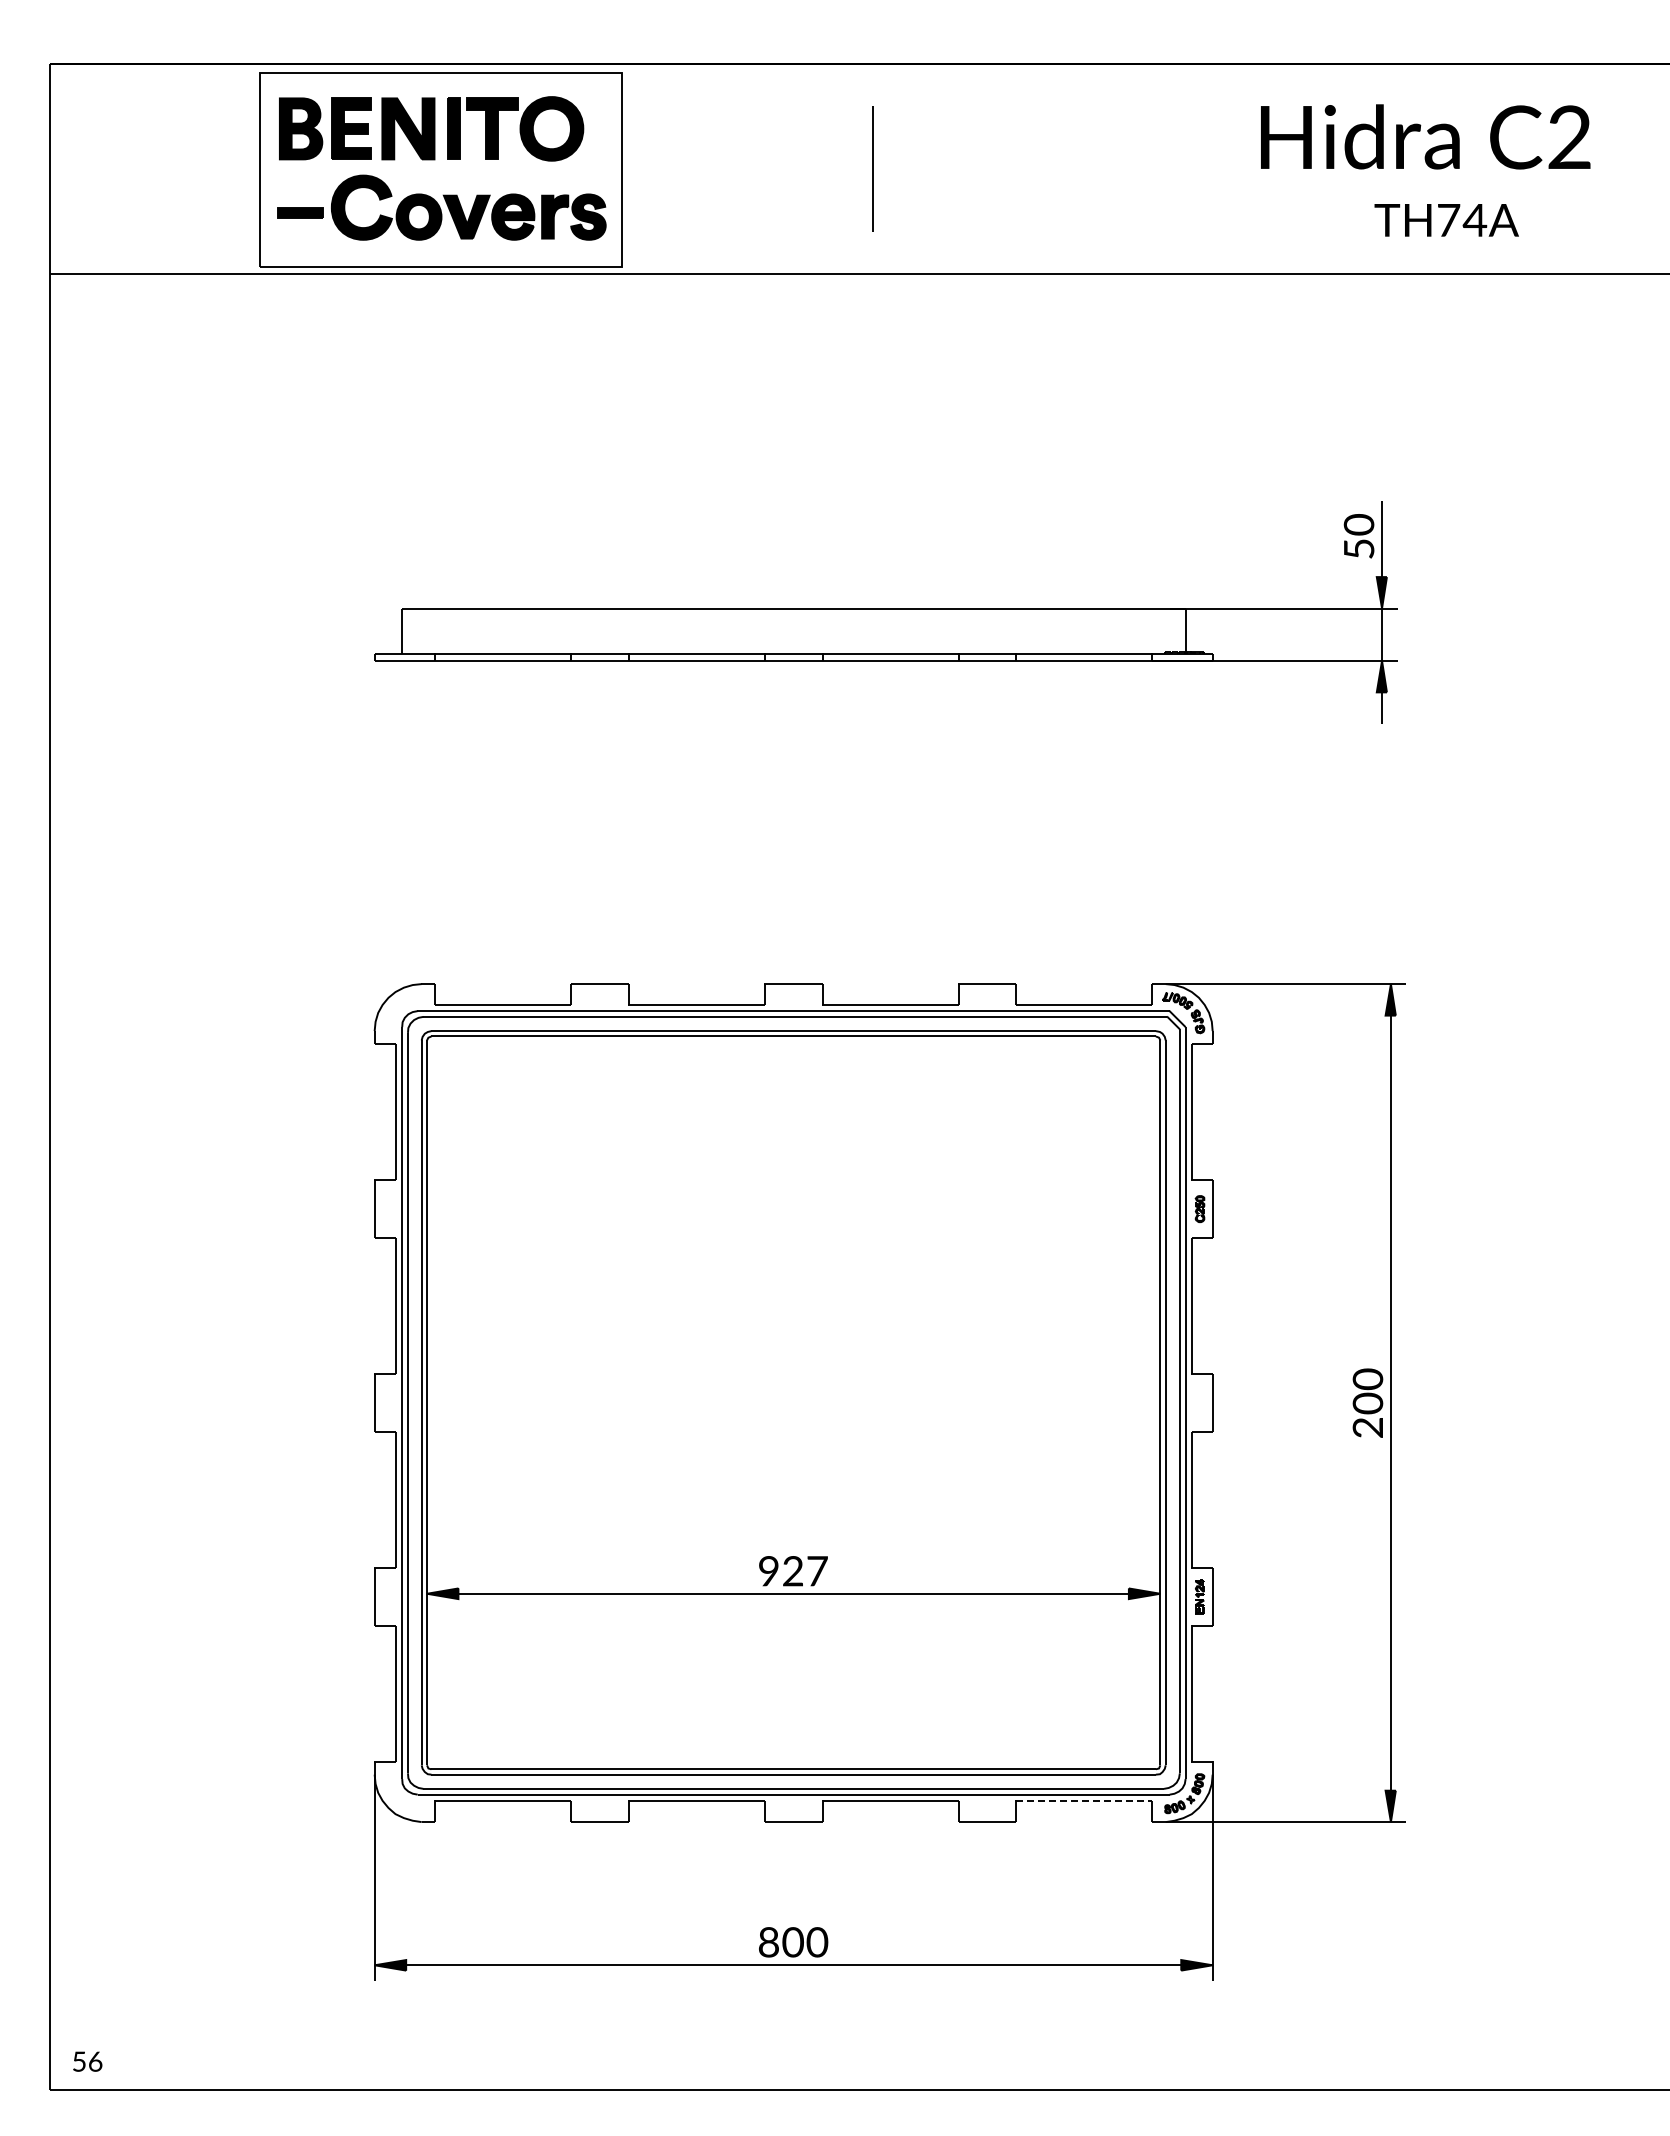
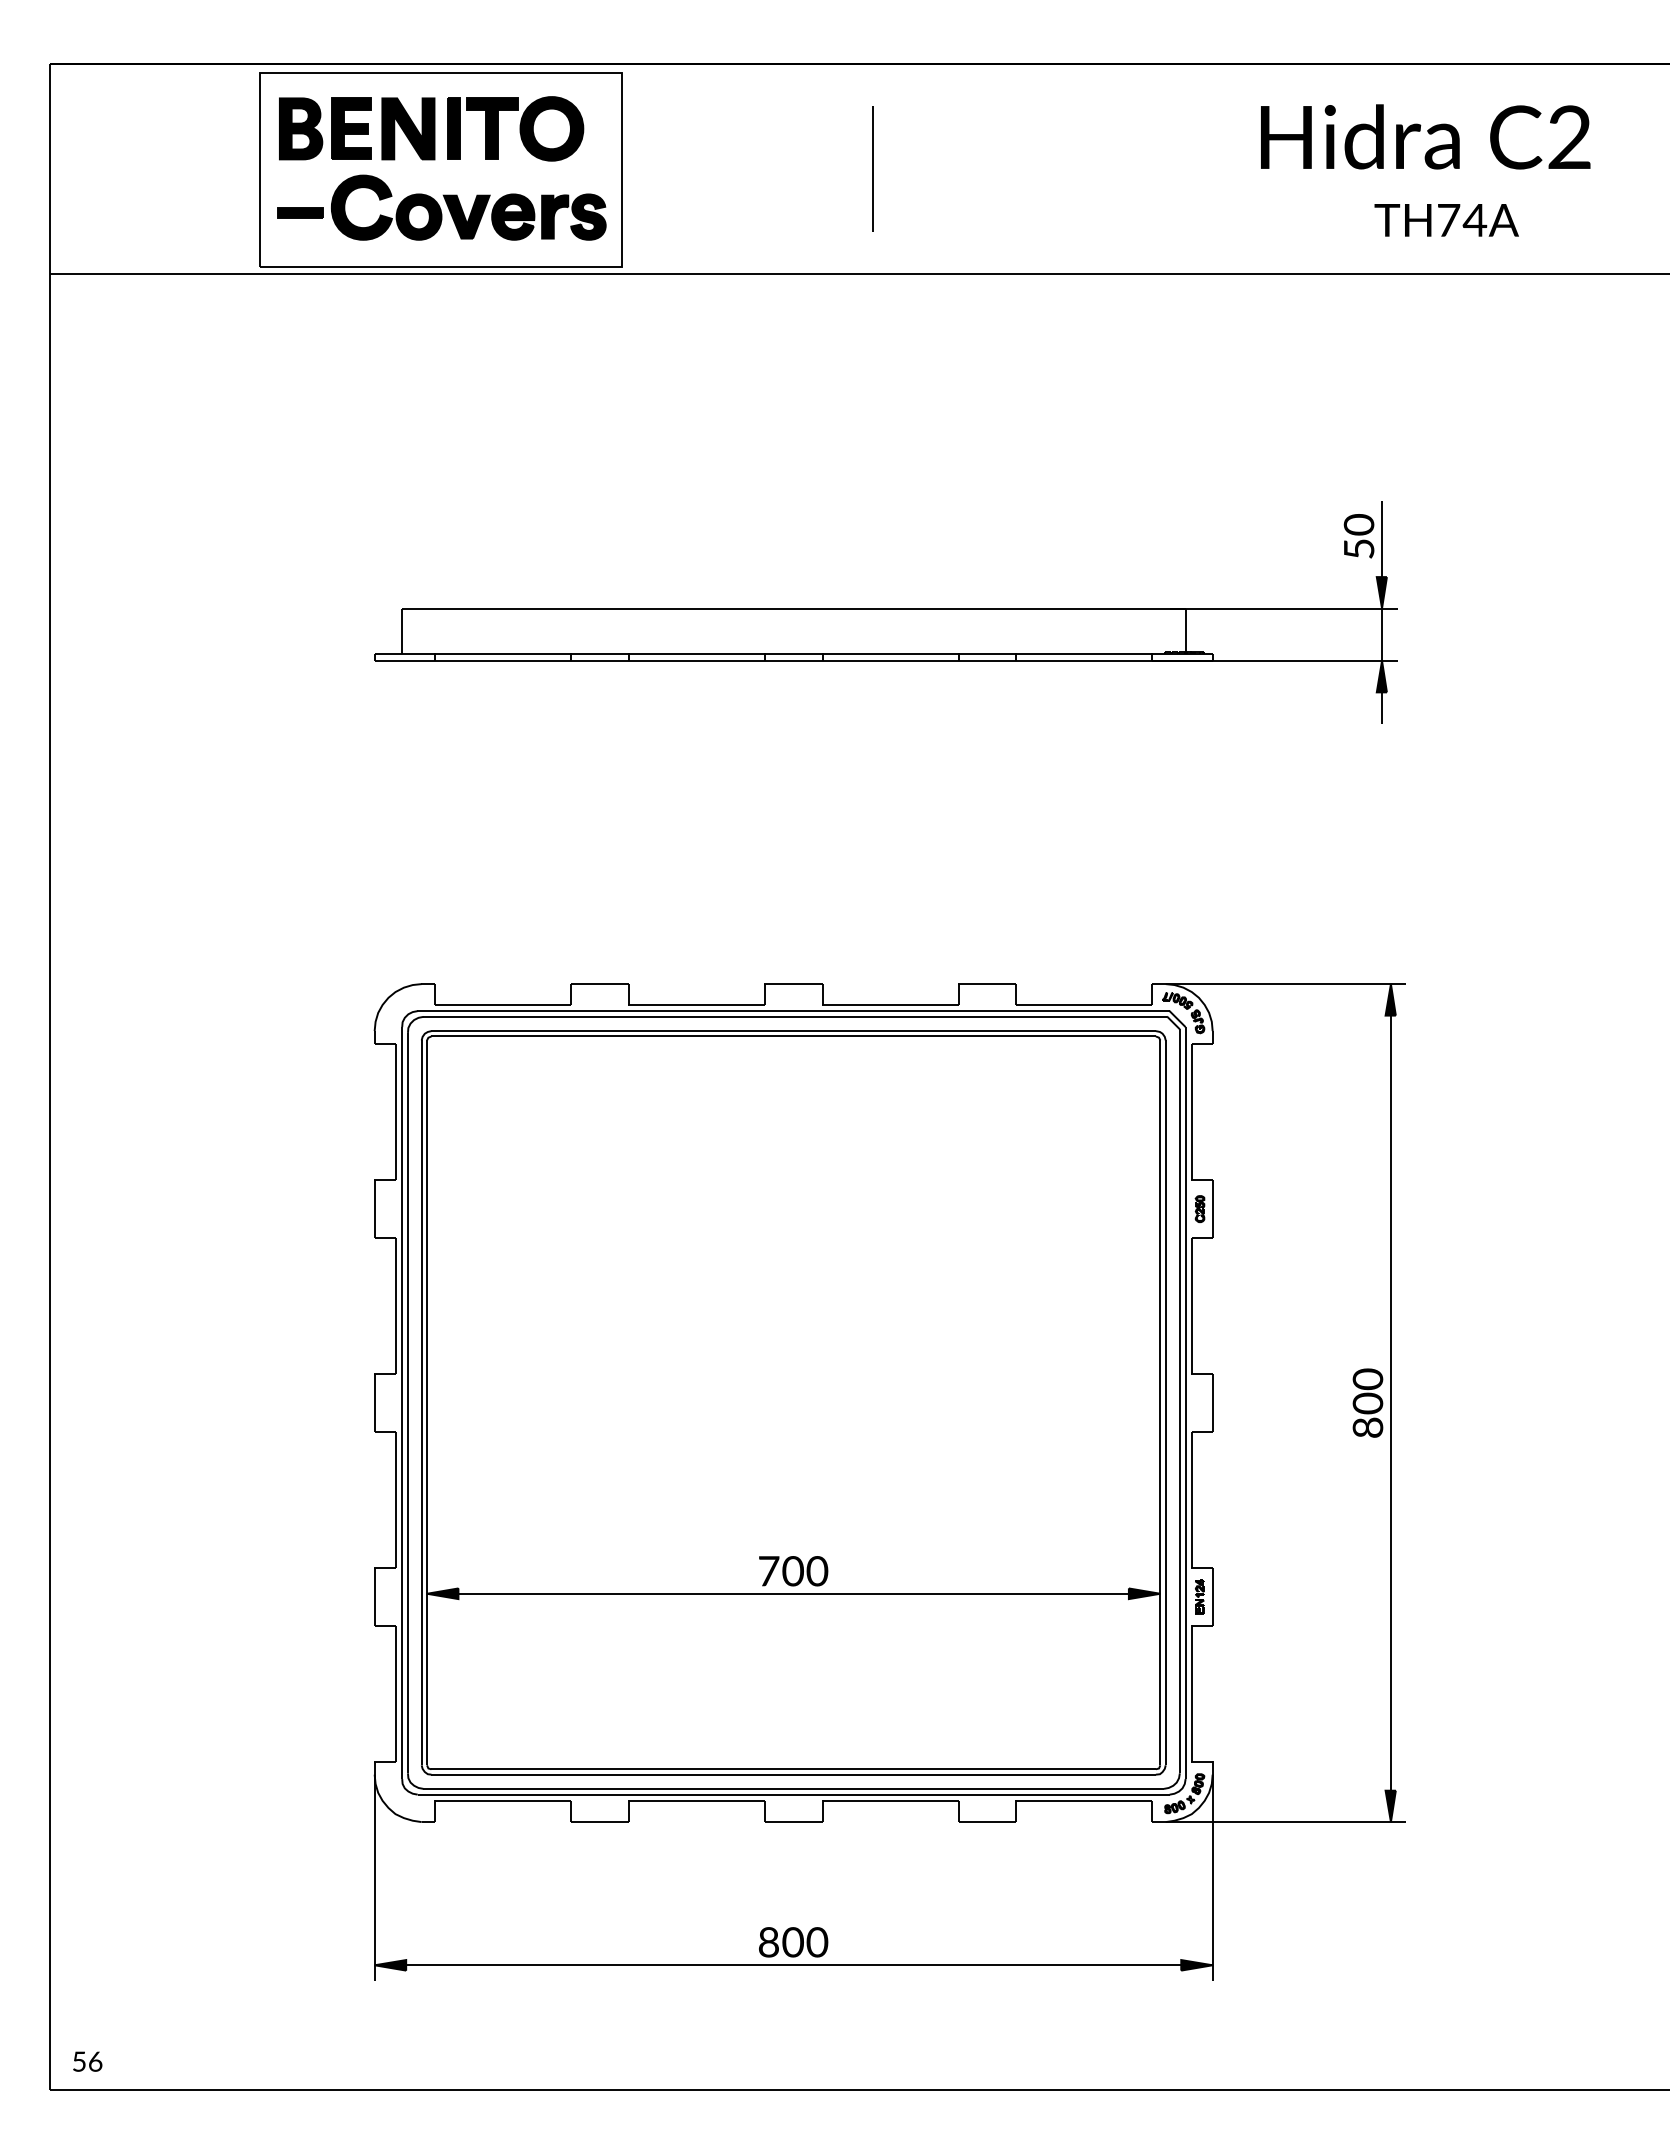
text: 200 -> 800 (1368, 1427)
text: 927 -> 700 (793, 1571)
line: dashed -> solid (1084, 1800)
